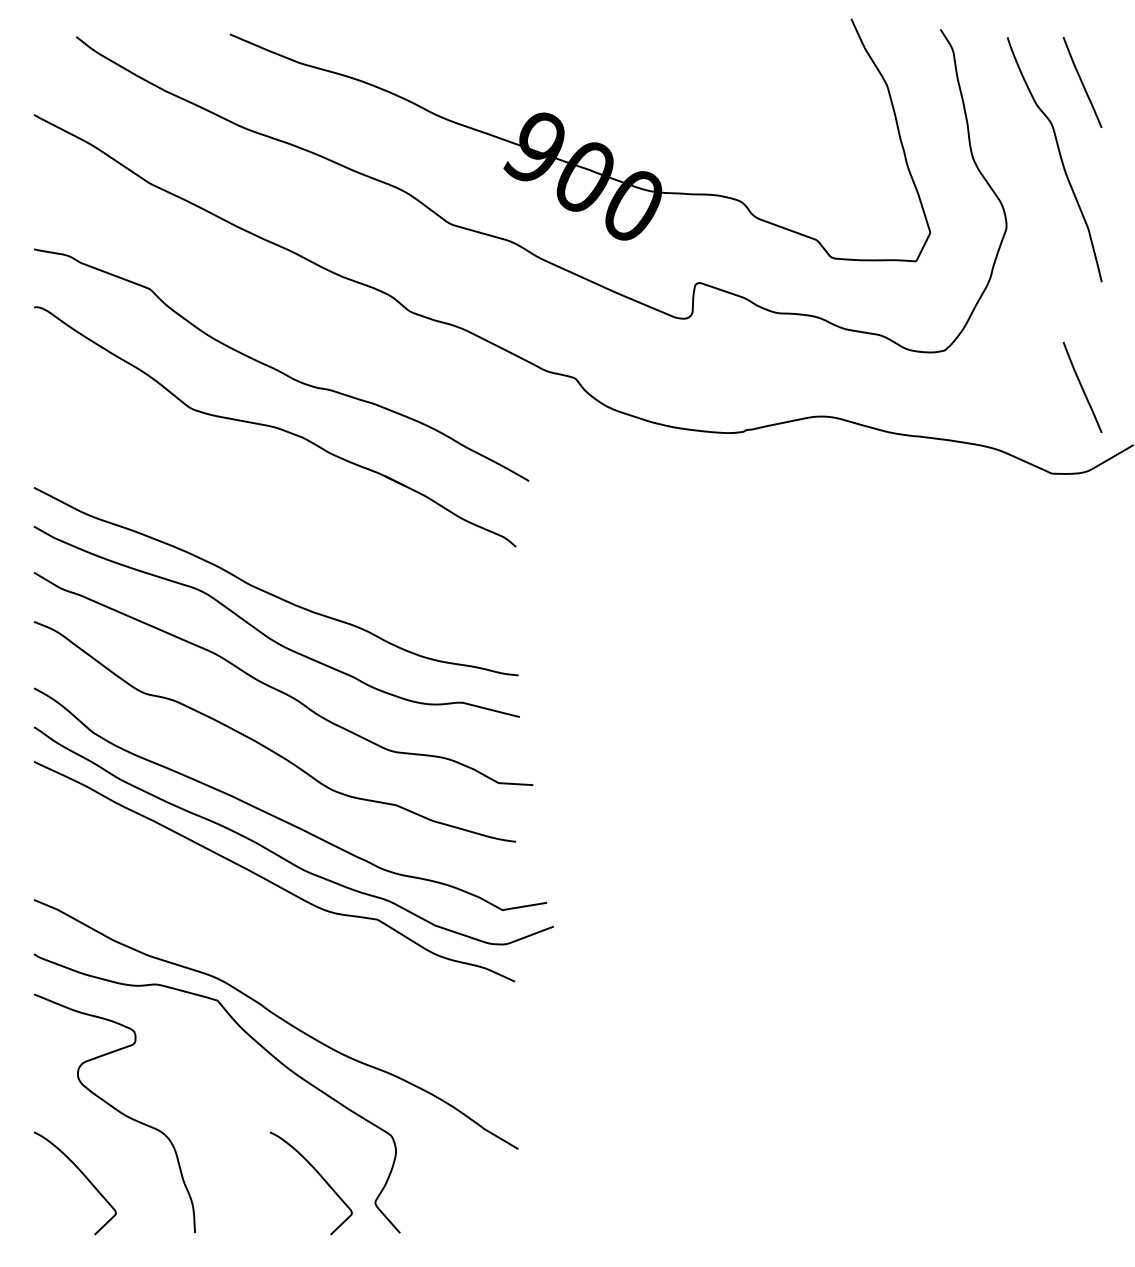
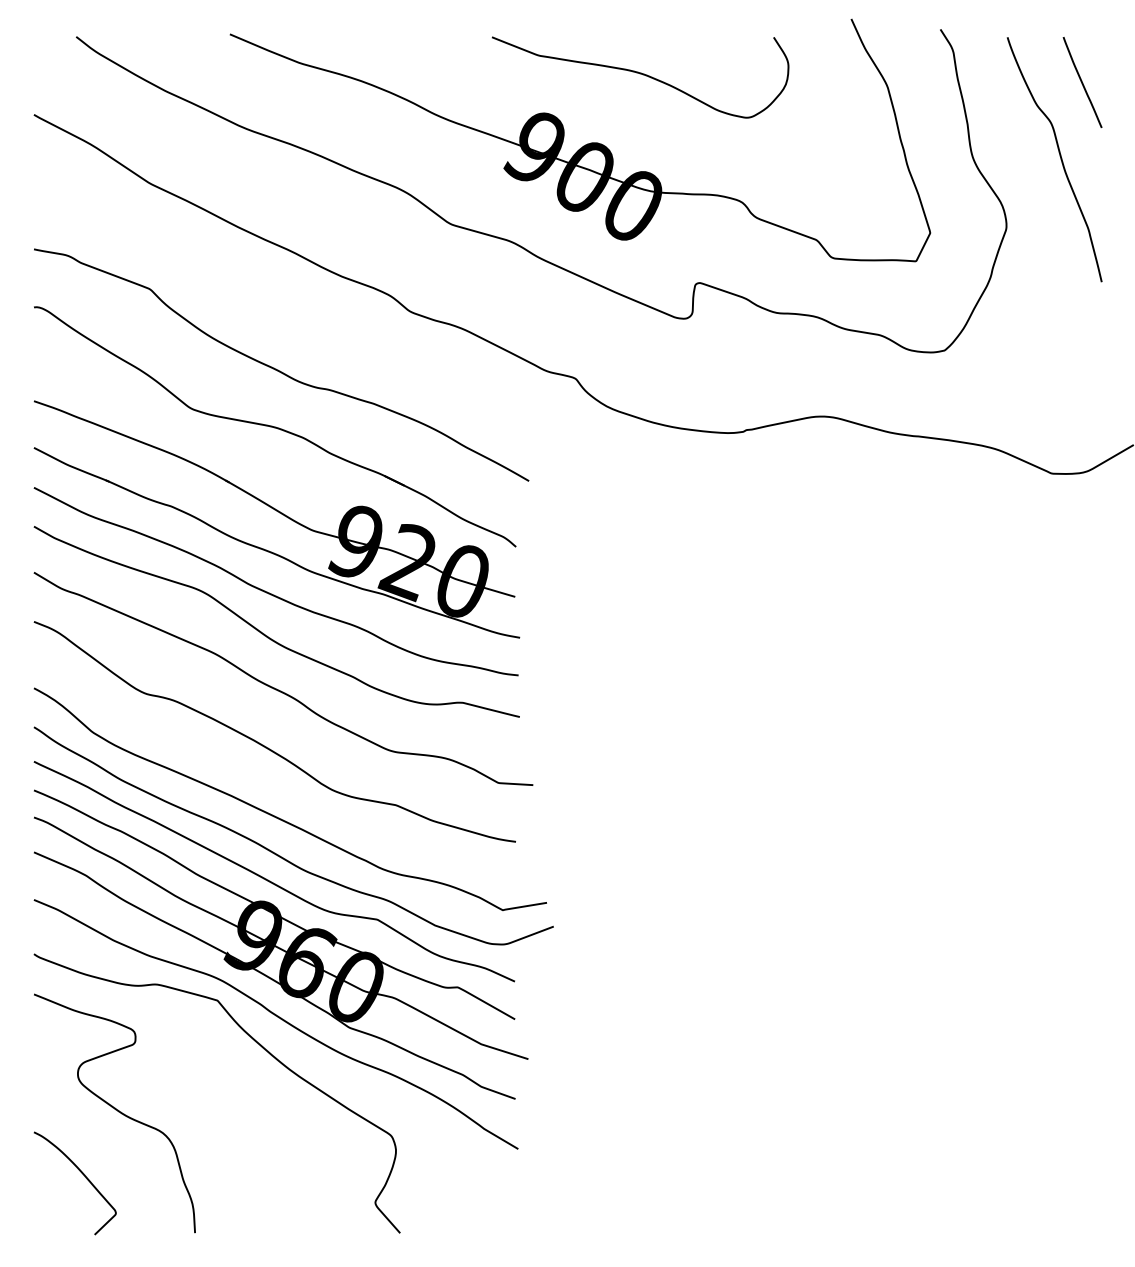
curve: none -> present (640, 74)
line: present -> none (1082, 387)
part: none -> present (279, 513)
part: none -> present (281, 944)
curve: present -> none (318, 1174)
